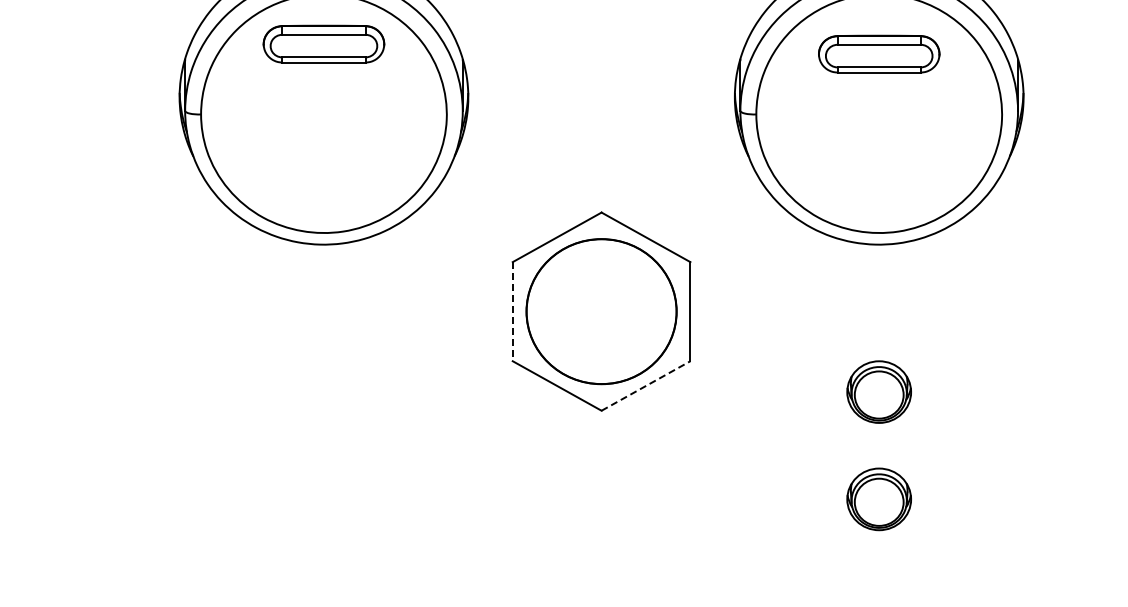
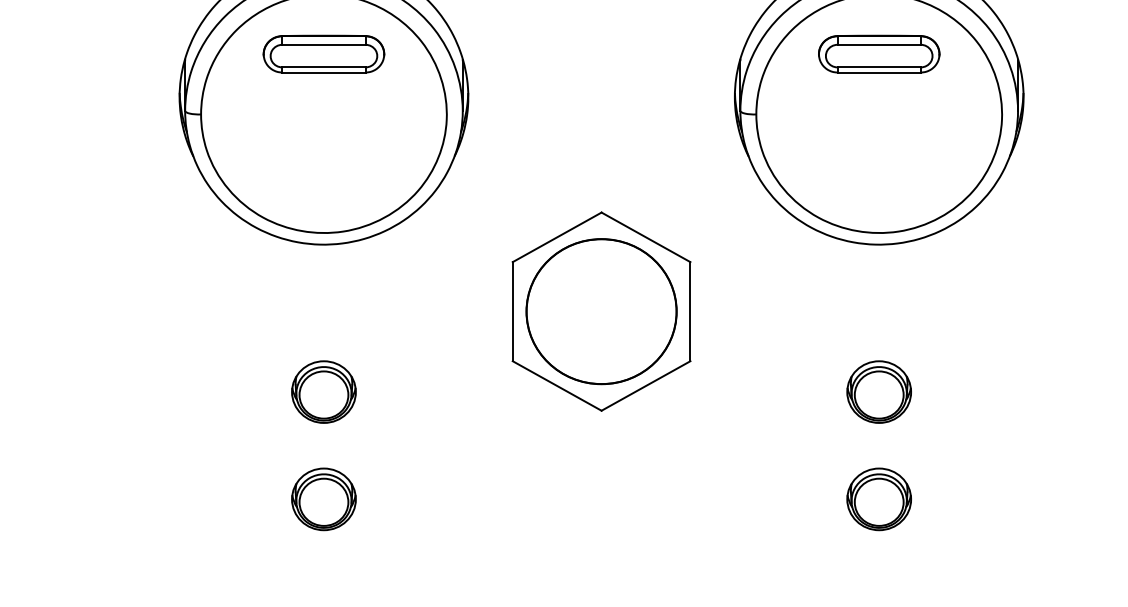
part position: (323, 43) -> (323, 53) (323, 53)
line: dashed -> solid (512, 311)
line: dashed -> solid (646, 385)
part: none -> present (323, 391)
part: none -> present (323, 499)
